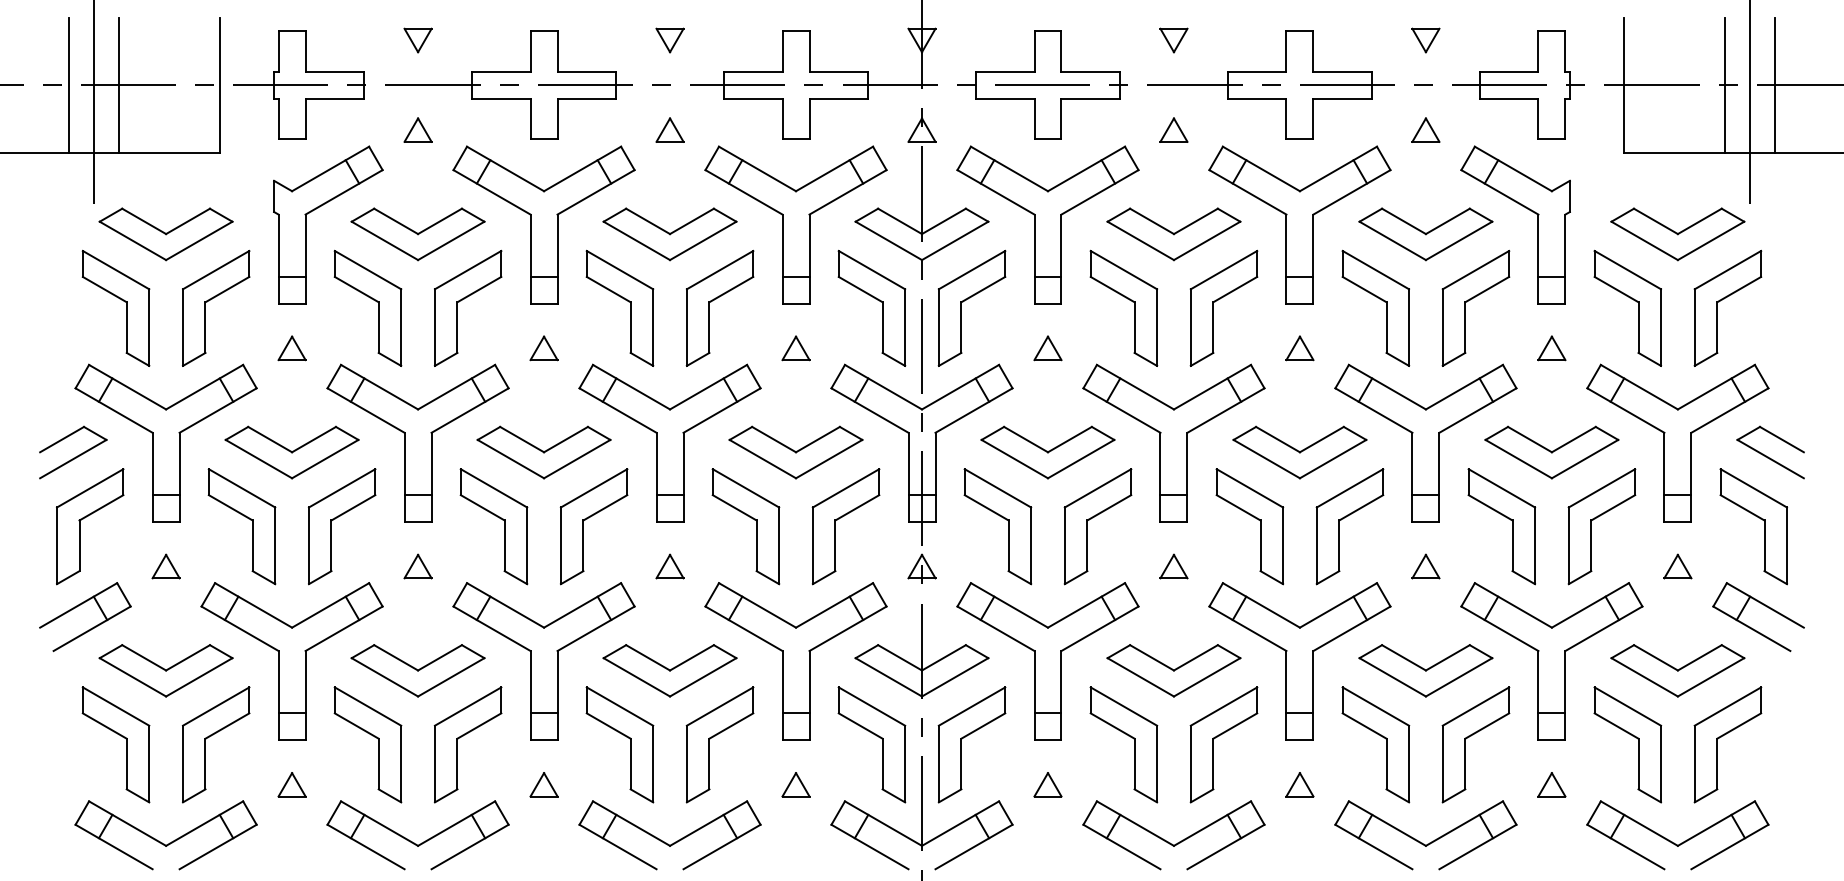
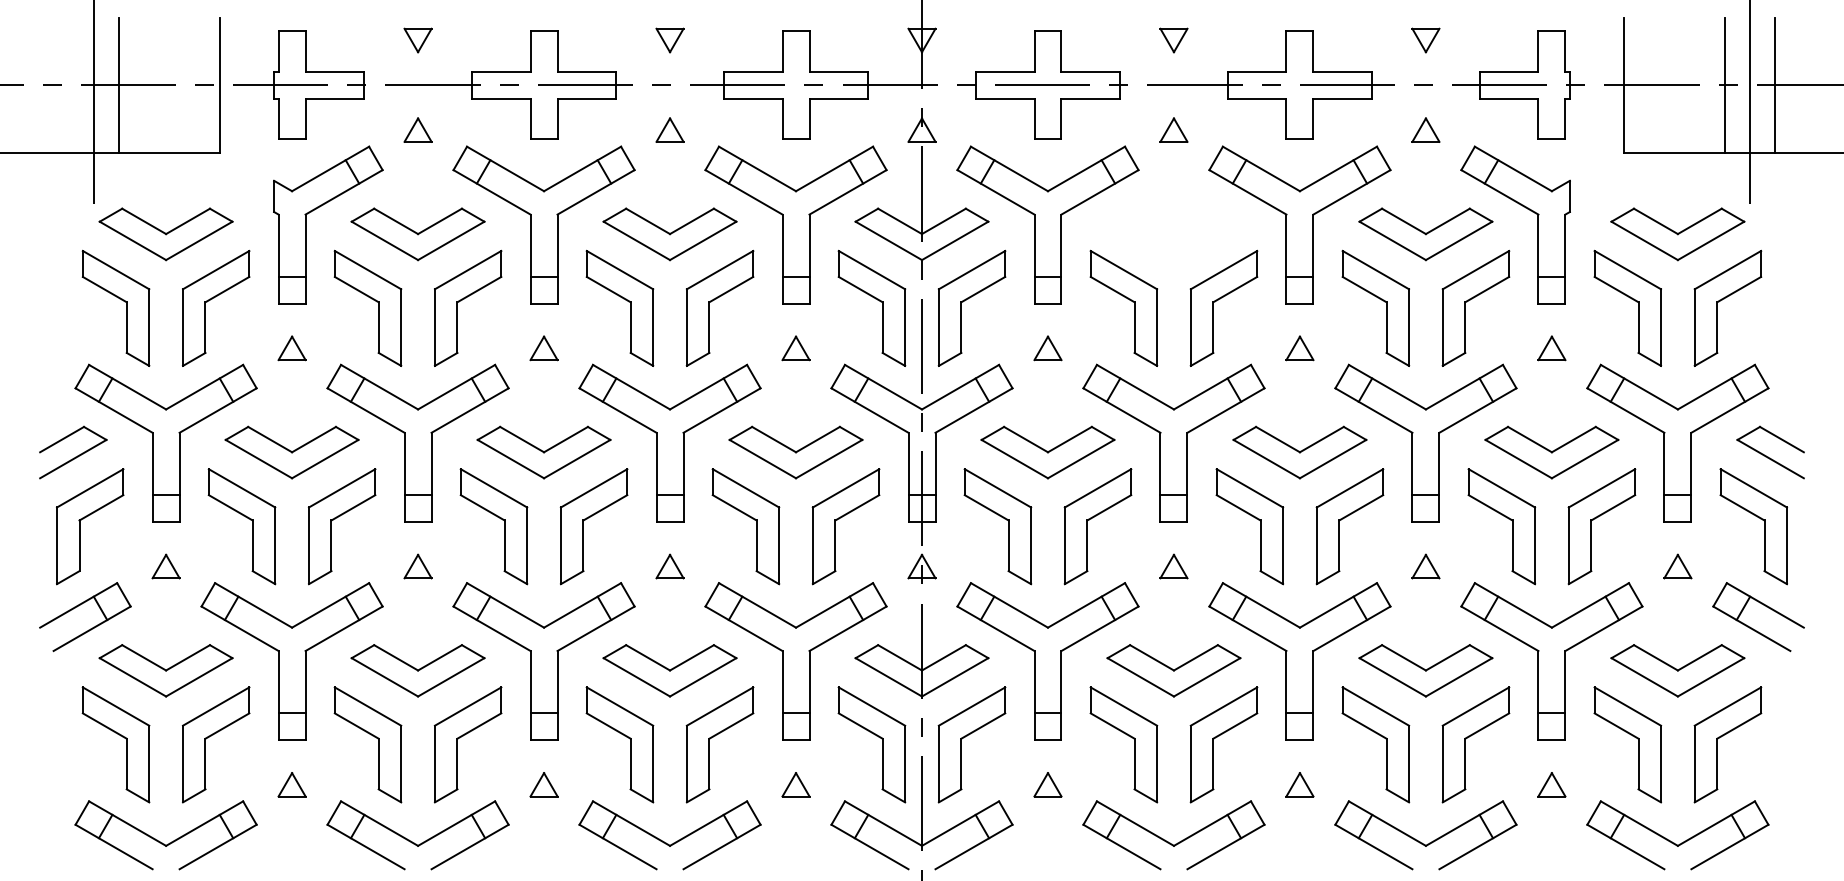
line: present -> none (69, 84)
part: present -> none (1173, 234)
